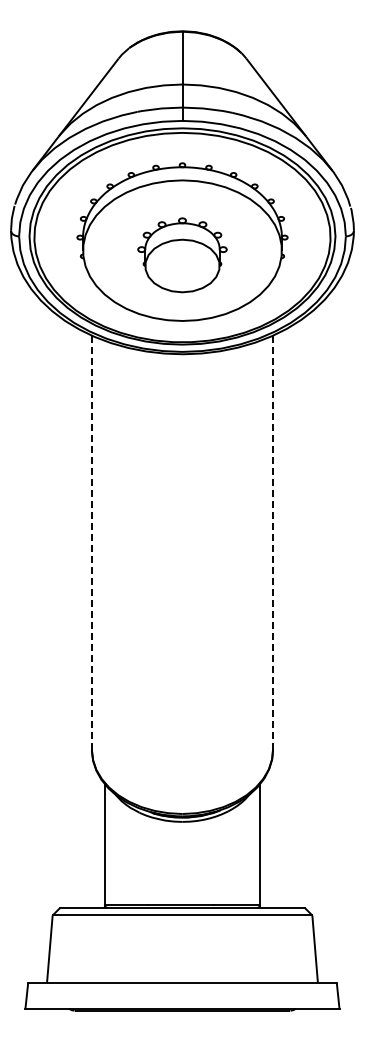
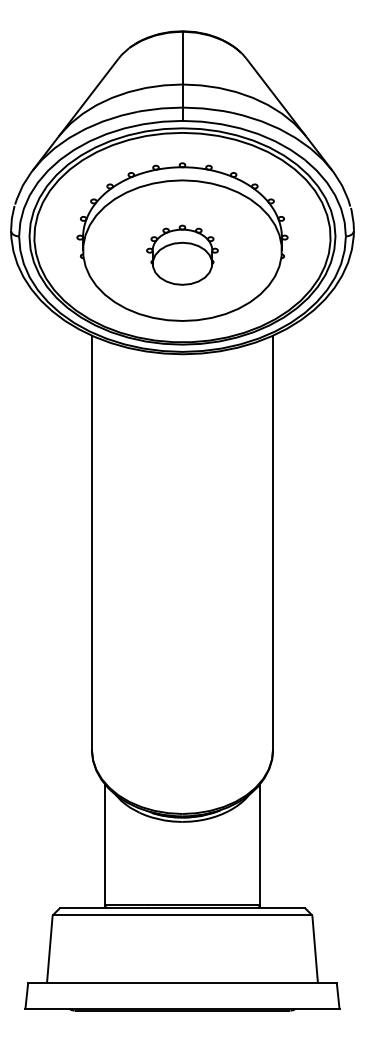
part size: 91x77 px -> 73x62 px (182, 254)
line: dashed -> solid (273, 542)
line: dashed -> solid (91, 543)
